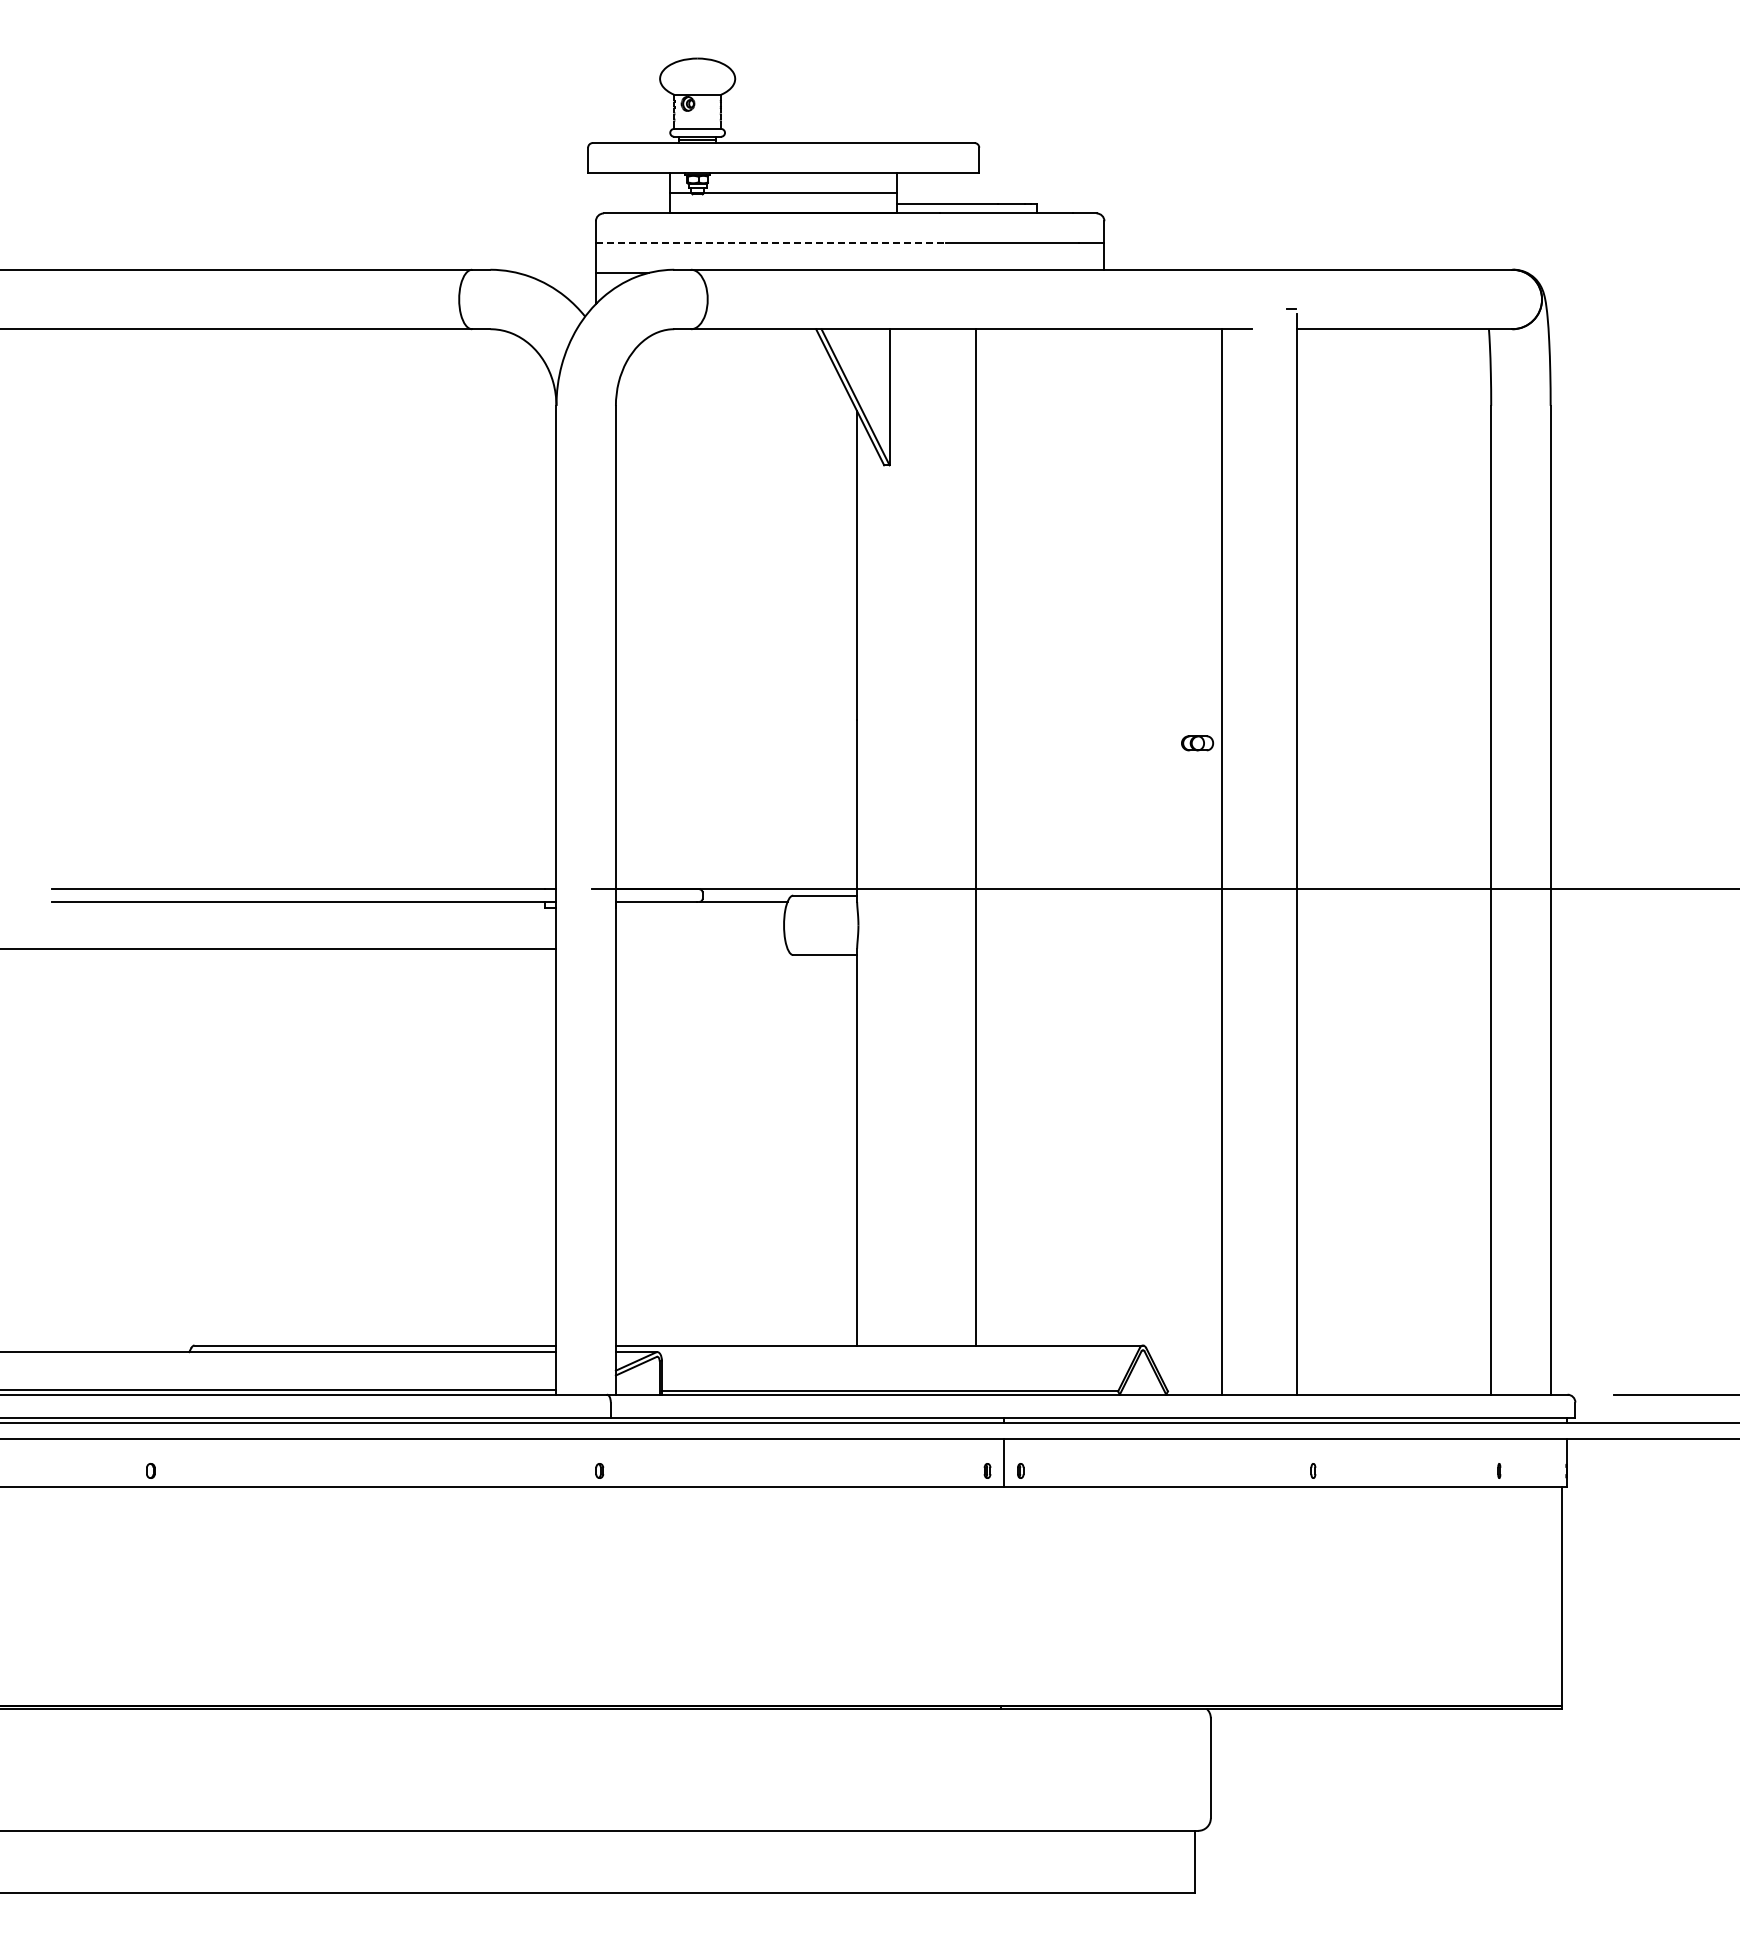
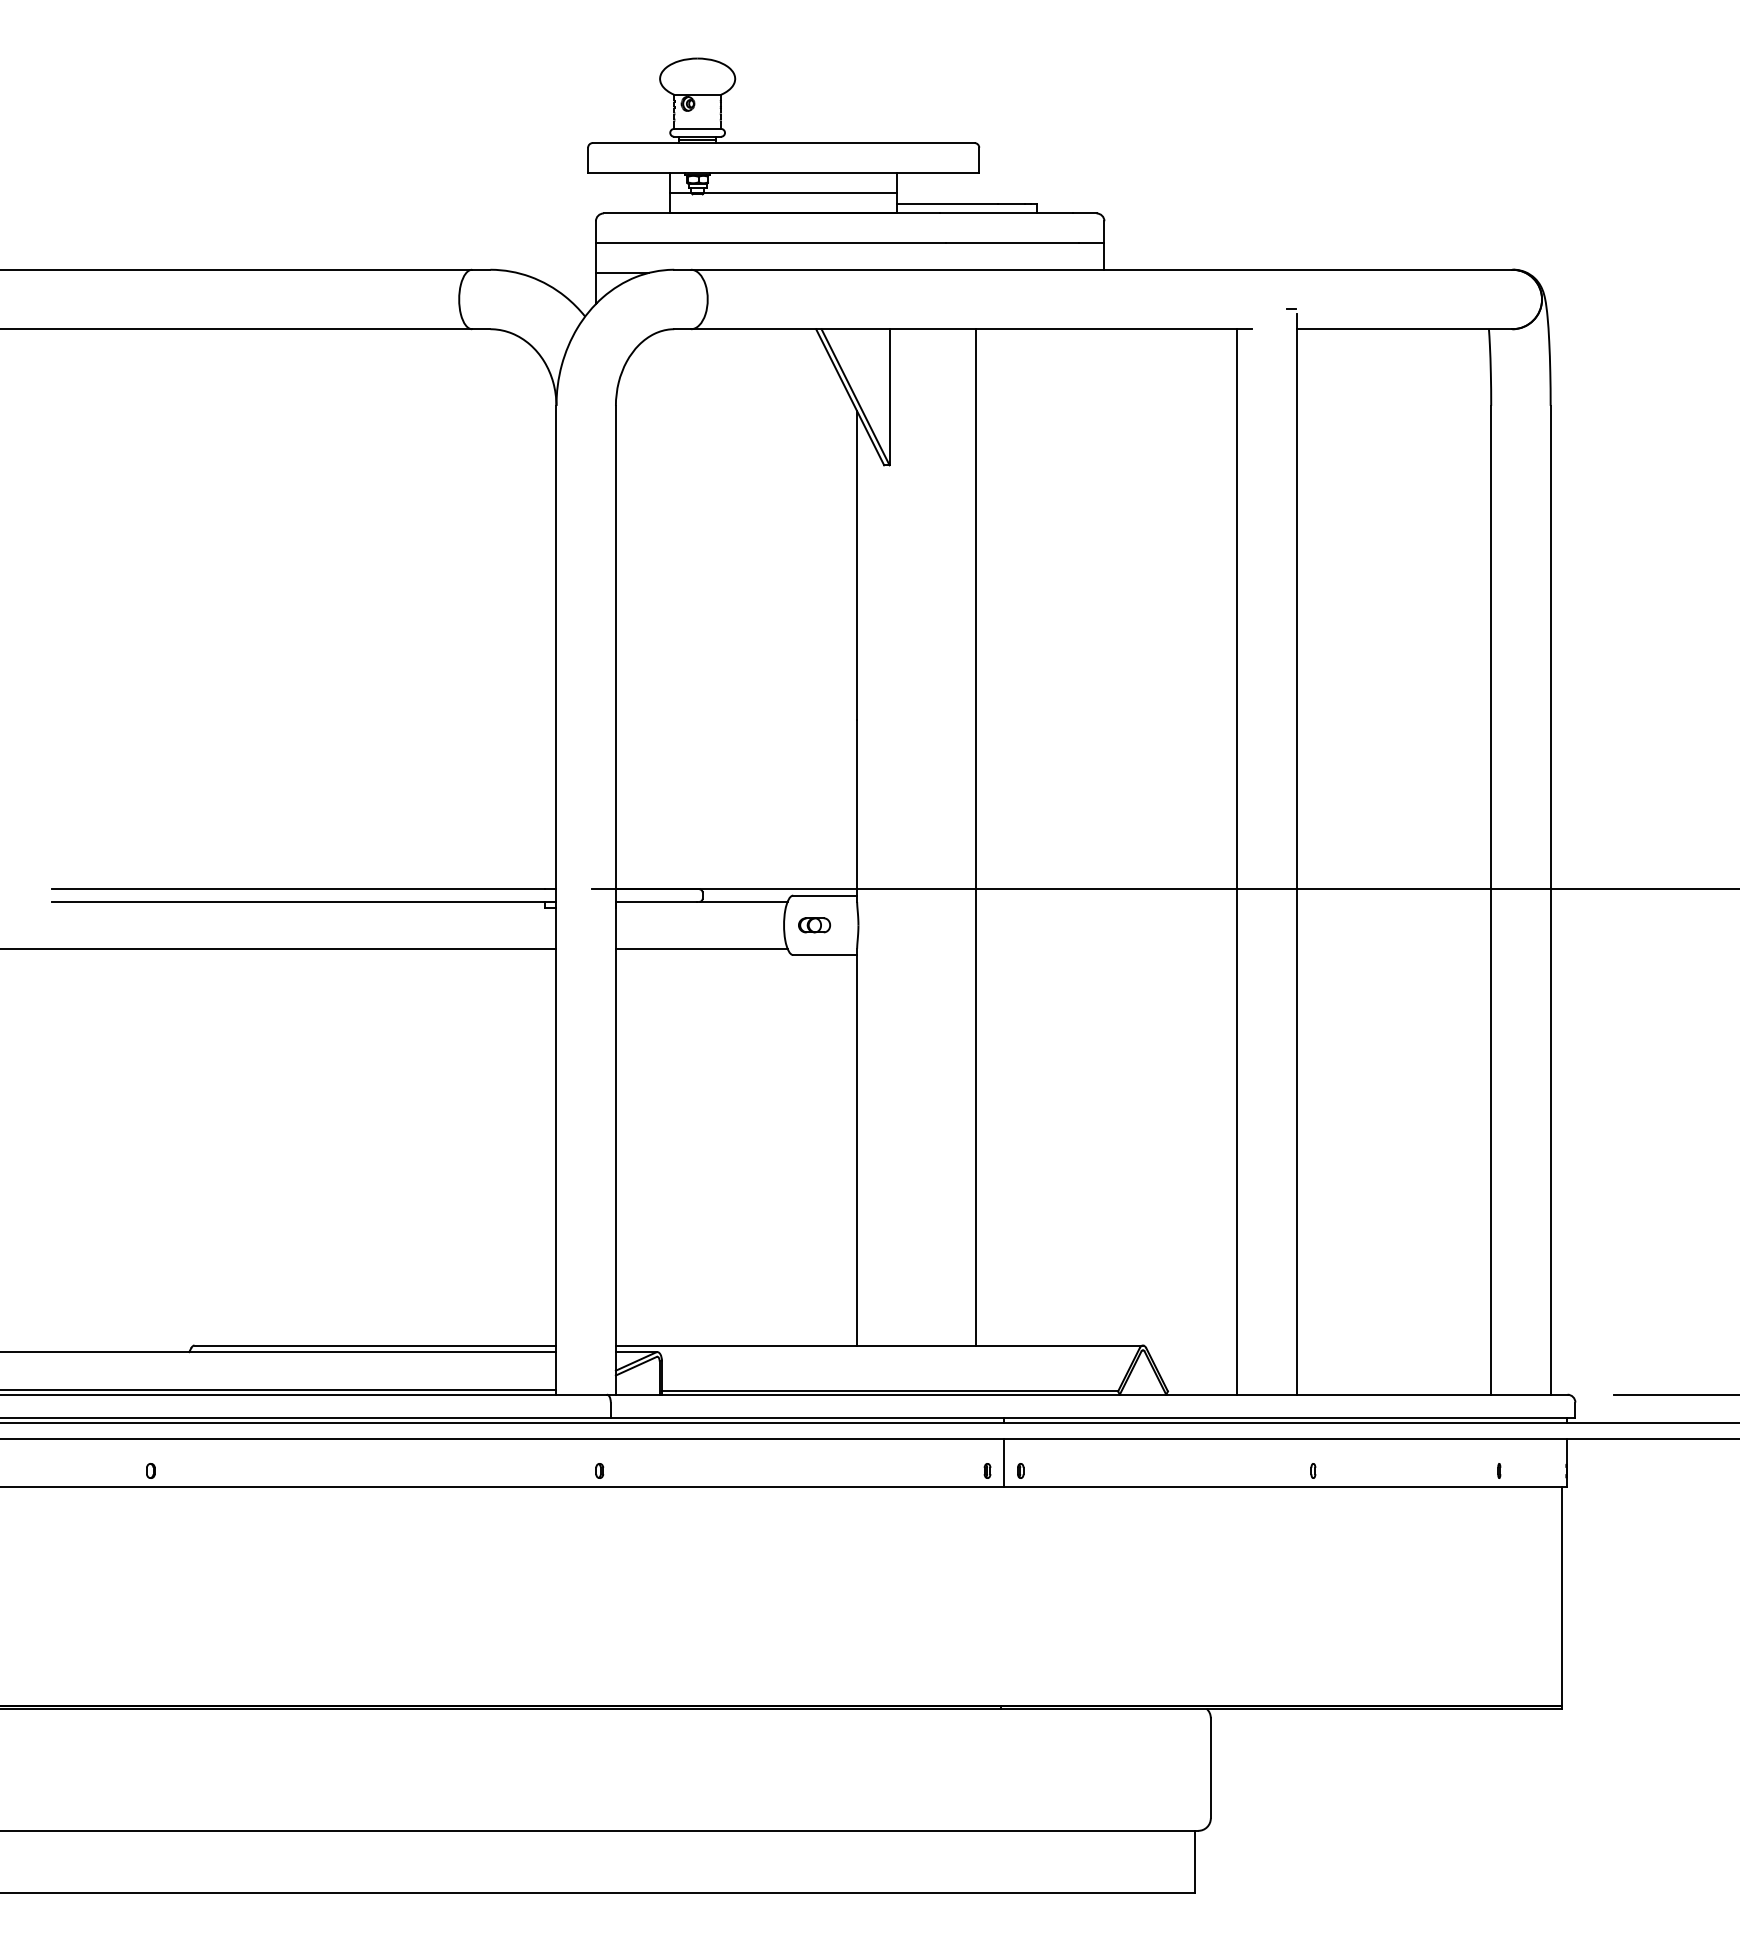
line: dashed -> solid (771, 243)
part position: (1197, 743) -> (814, 925) (814, 925)
line position: (1222, 861) -> (1237, 861) (1237, 861)
line: none -> present (701, 948)
